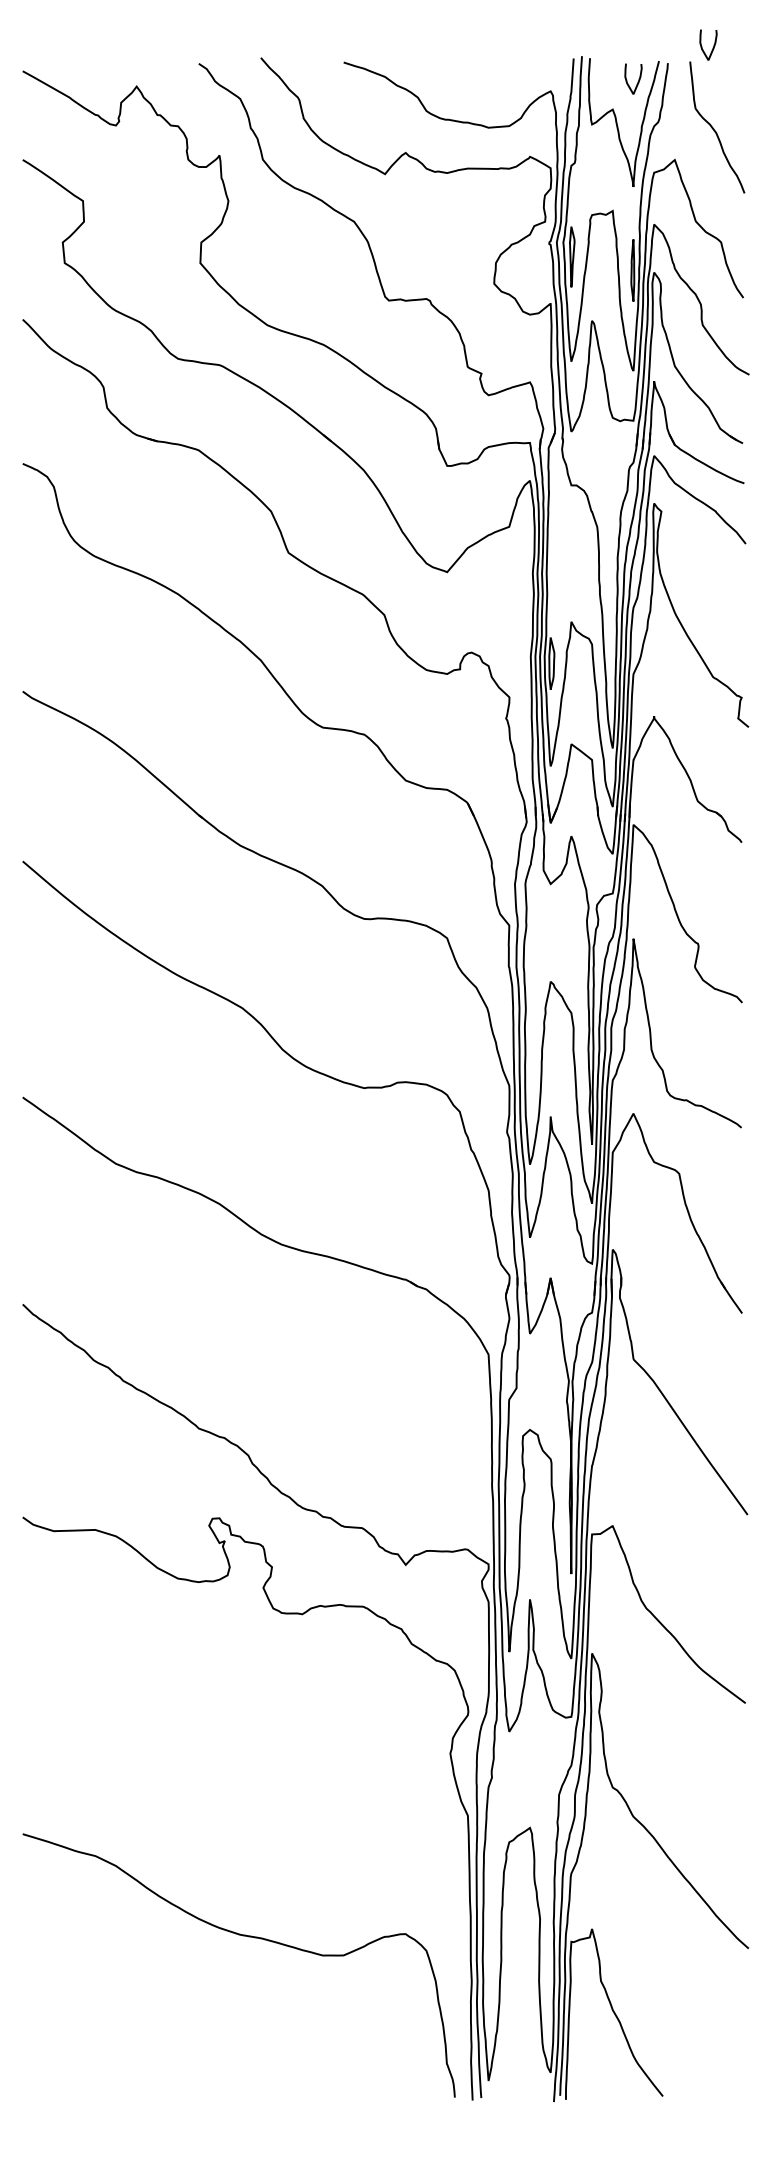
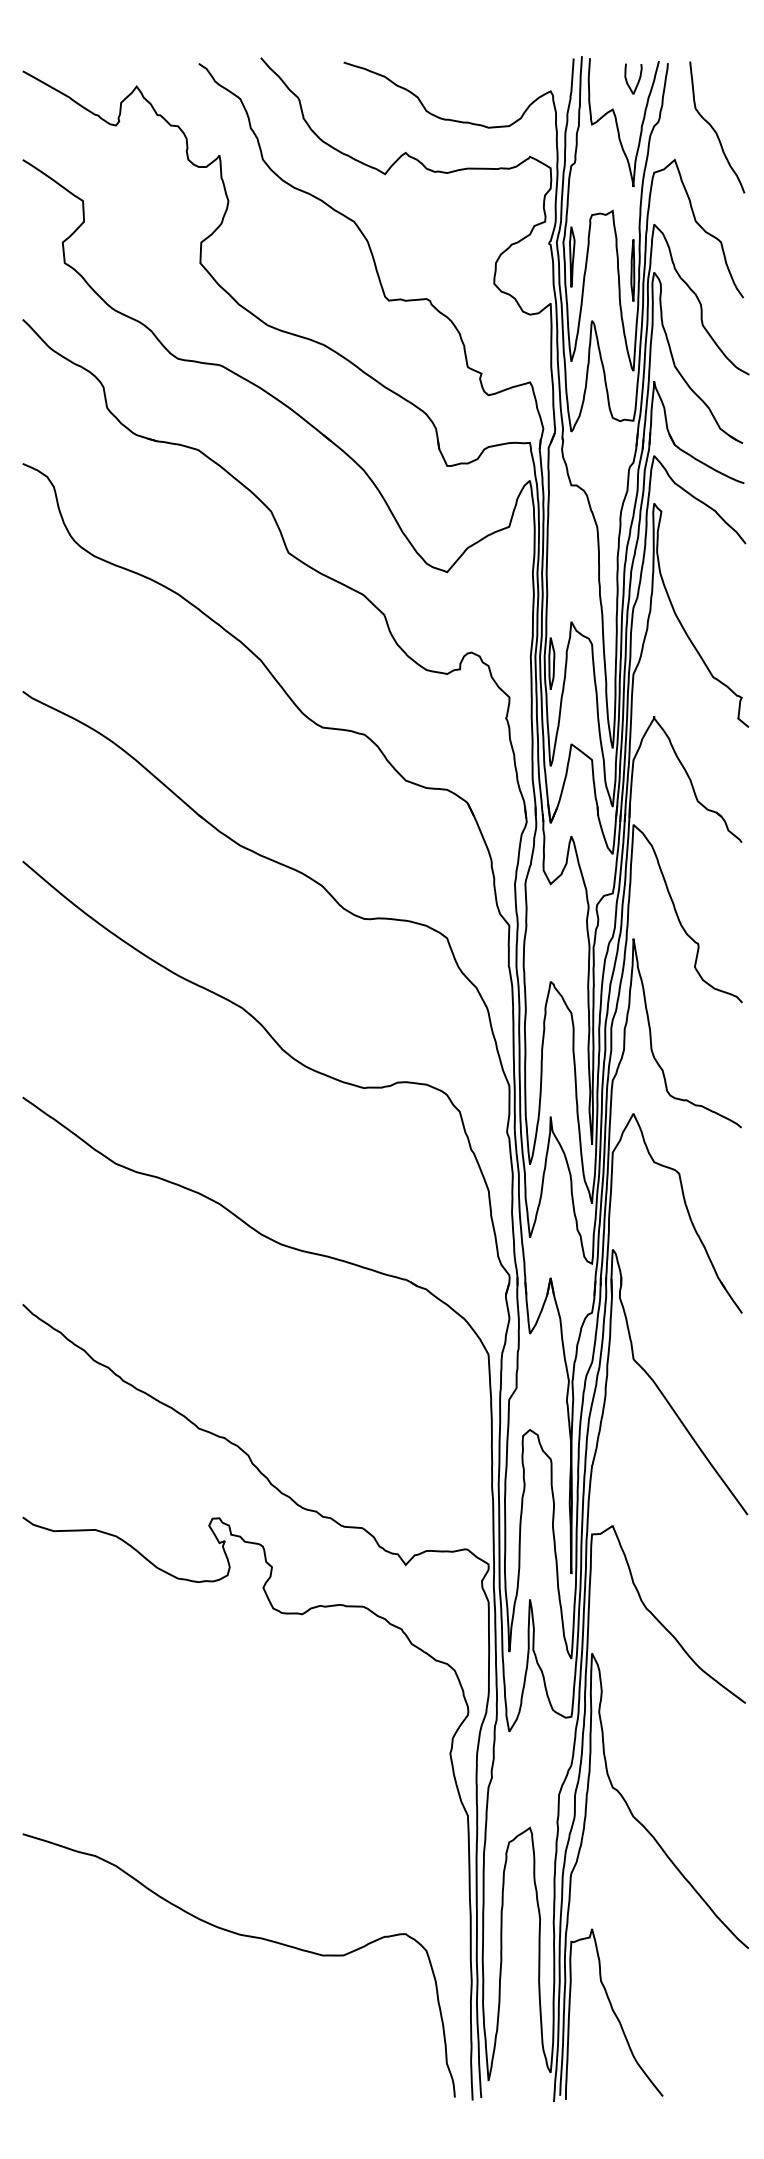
curve: present -> none (713, 44)
